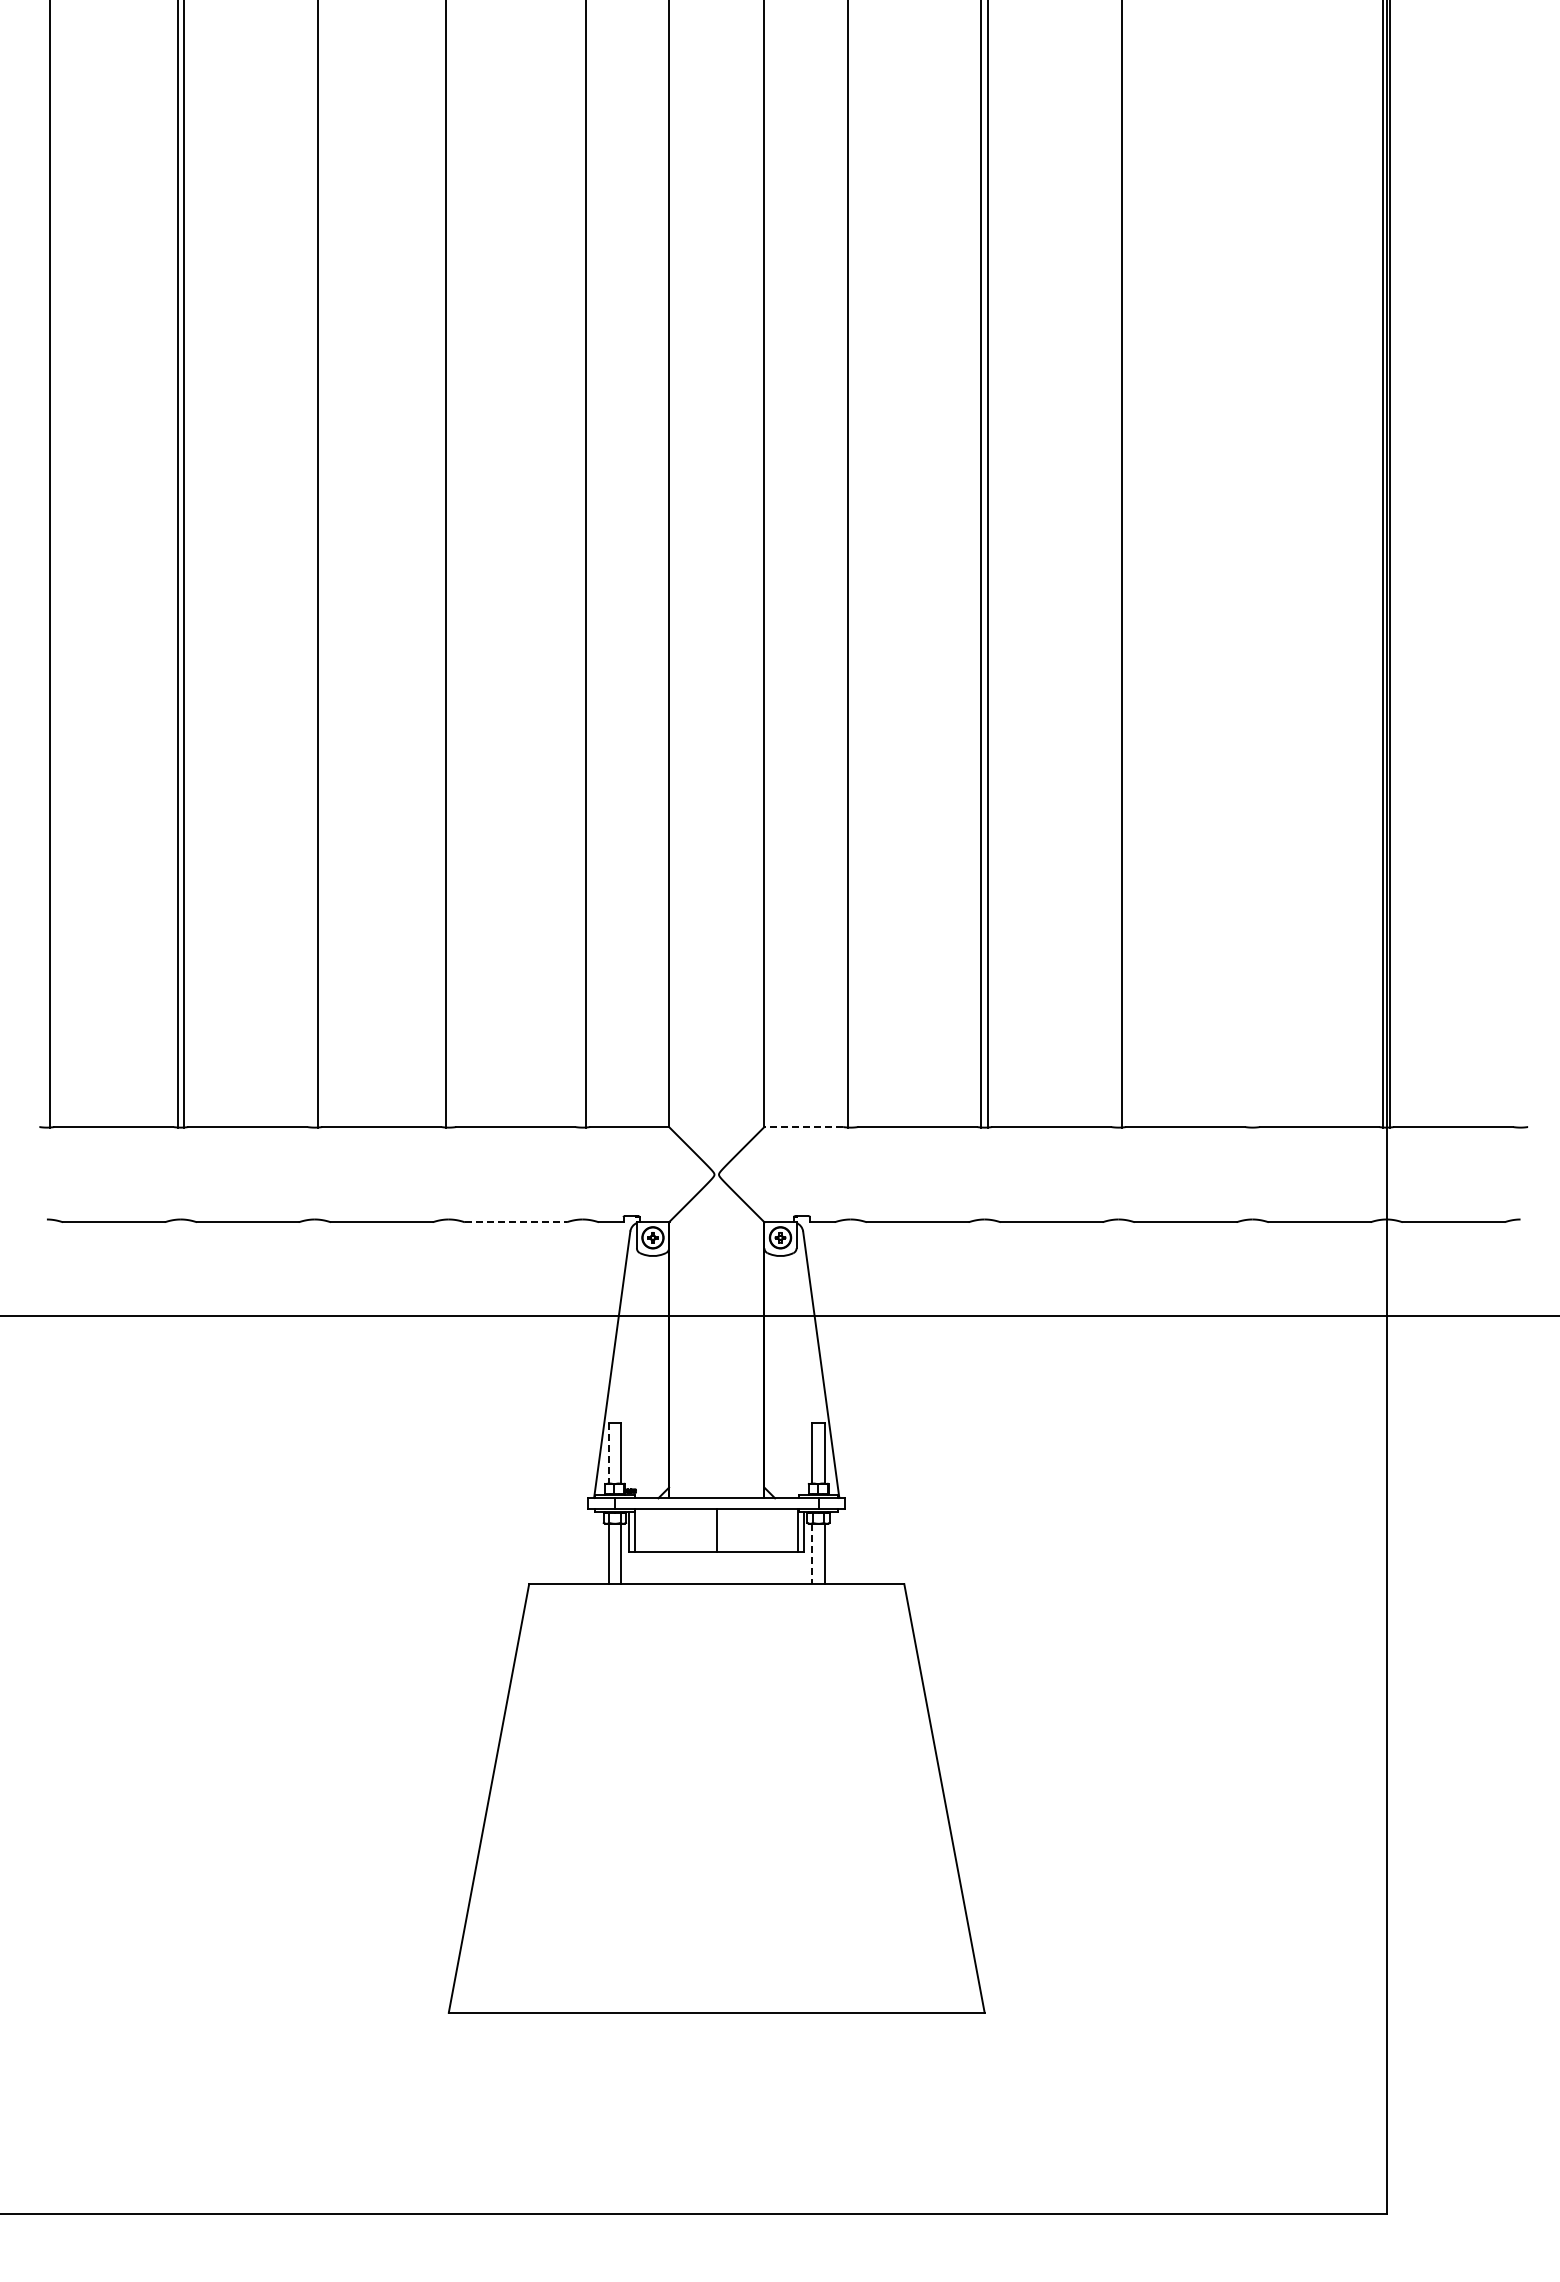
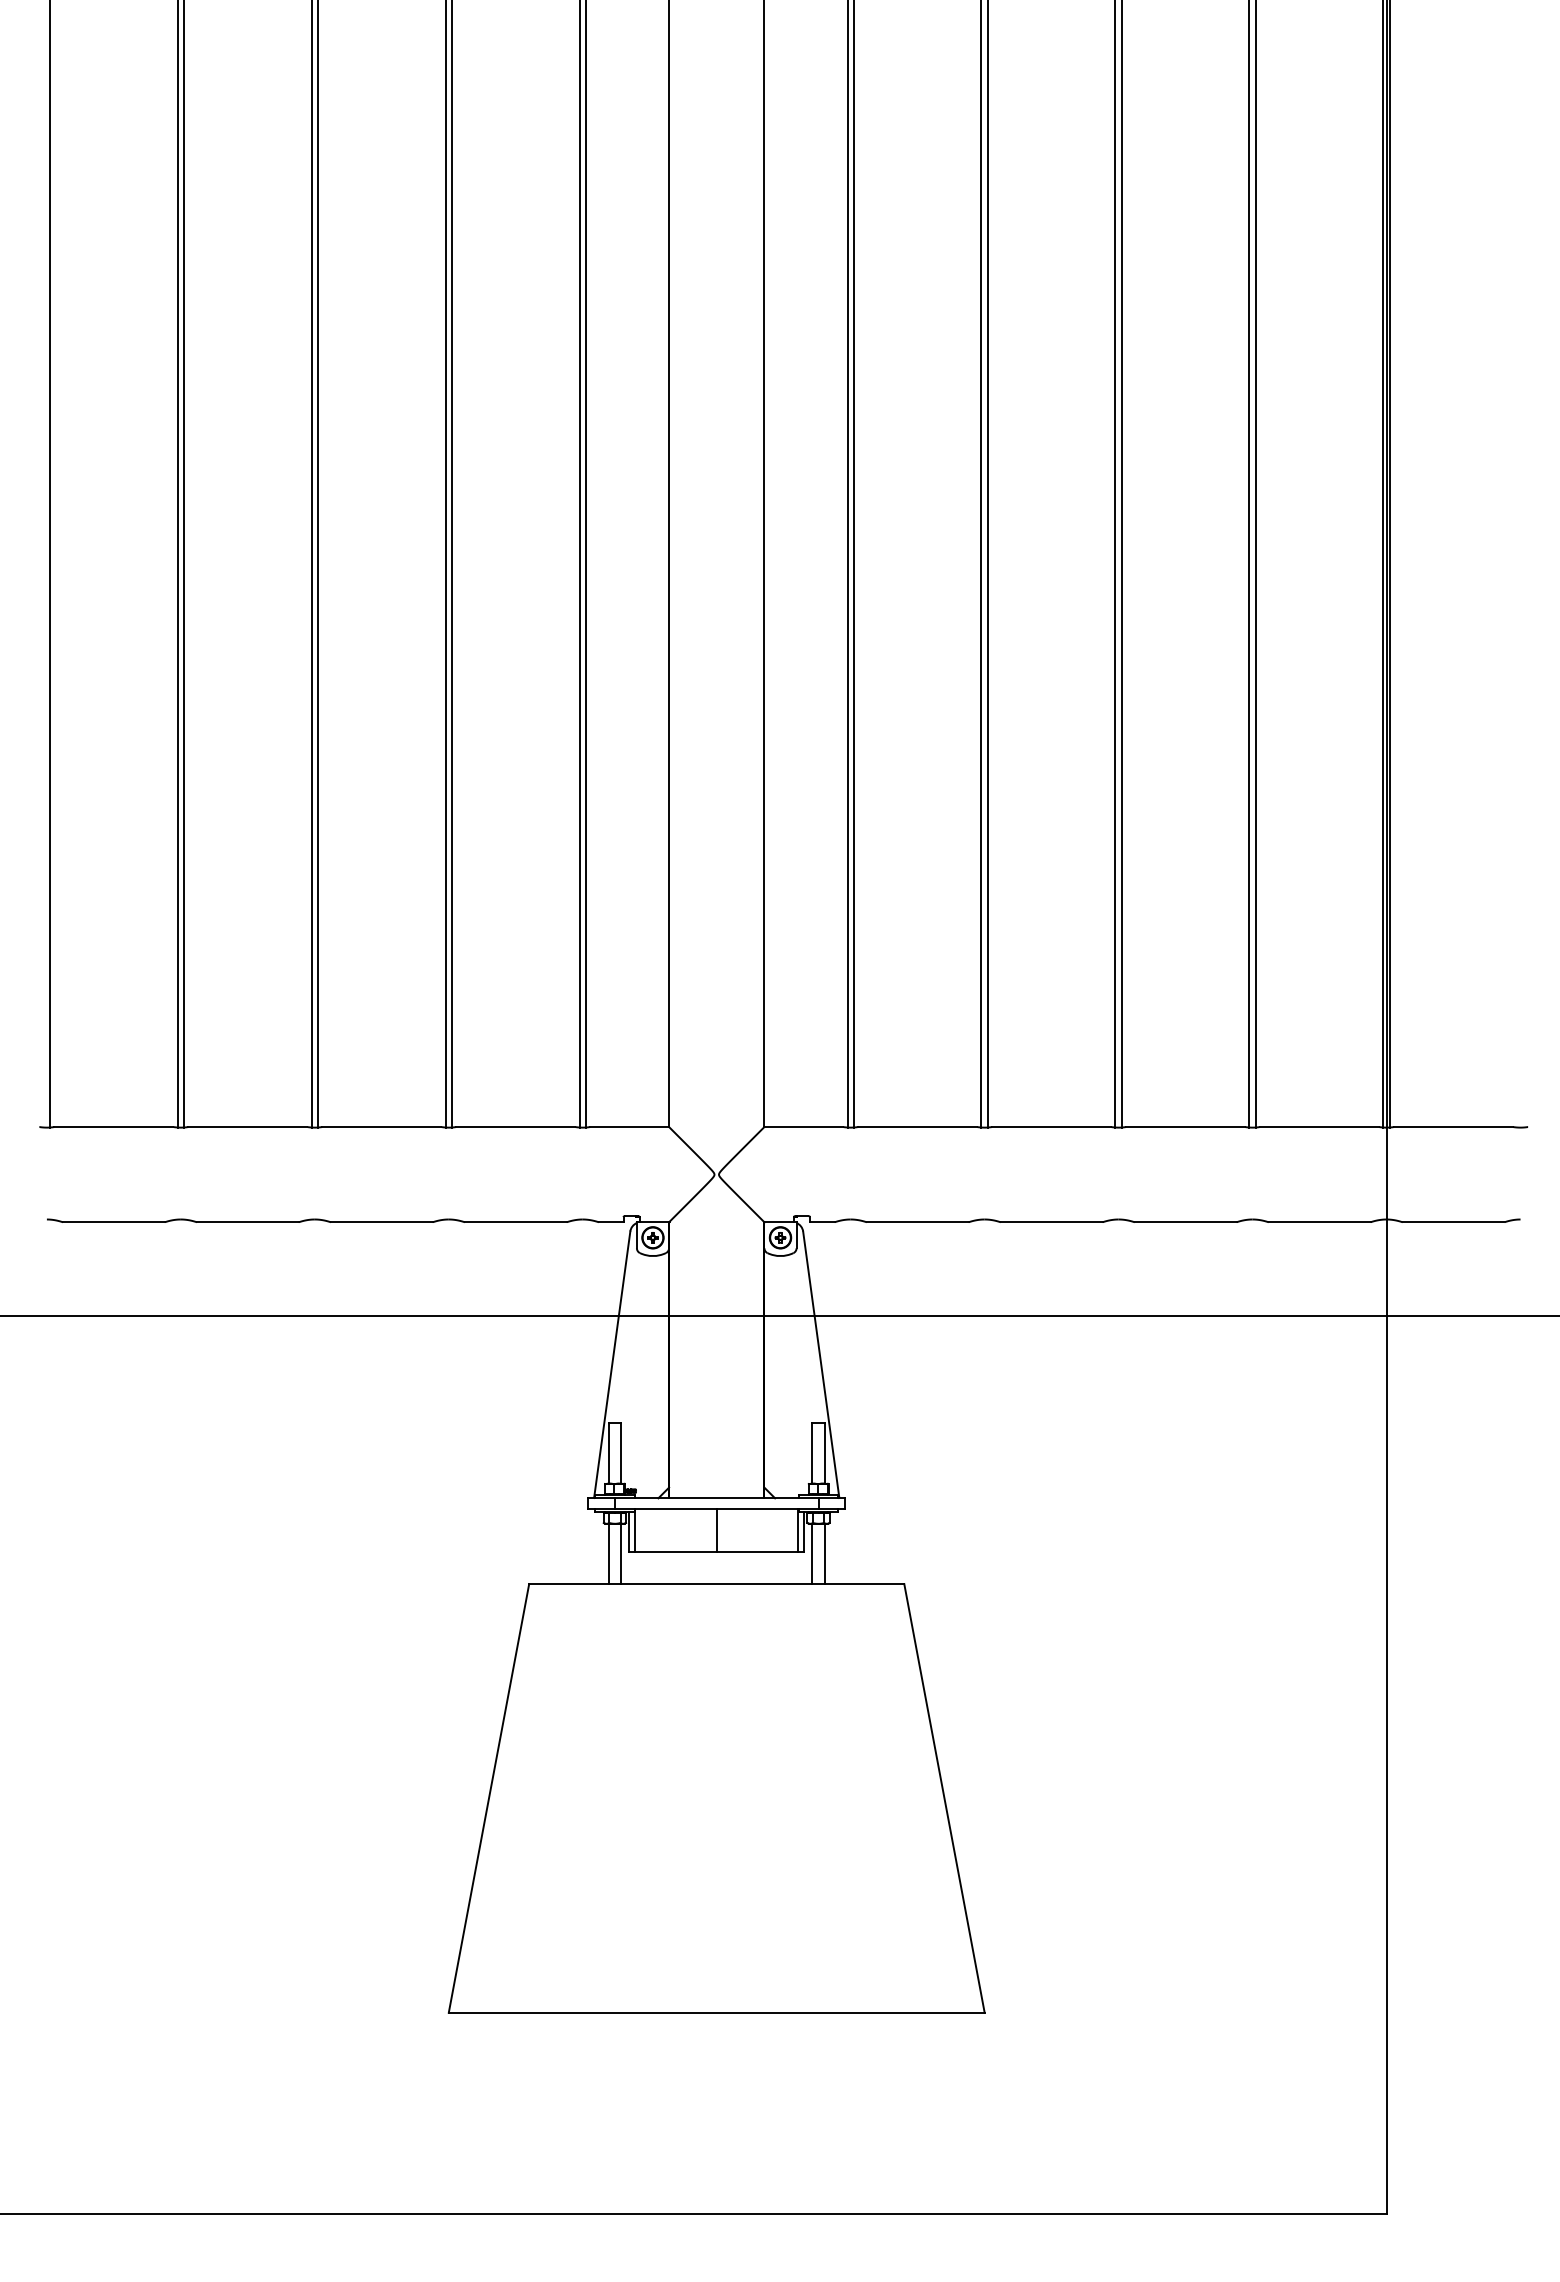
line: none -> present (311, 564)
line: none -> present (452, 564)
line: none -> present (579, 564)
line: none -> present (853, 564)
line: none -> present (1115, 564)
line: none -> present (1249, 564)
line: none -> present (1255, 564)
line: dashed -> solid (803, 1127)
line: dashed -> solid (515, 1222)
line: dashed -> solid (608, 1453)
line: dashed -> solid (812, 1554)
